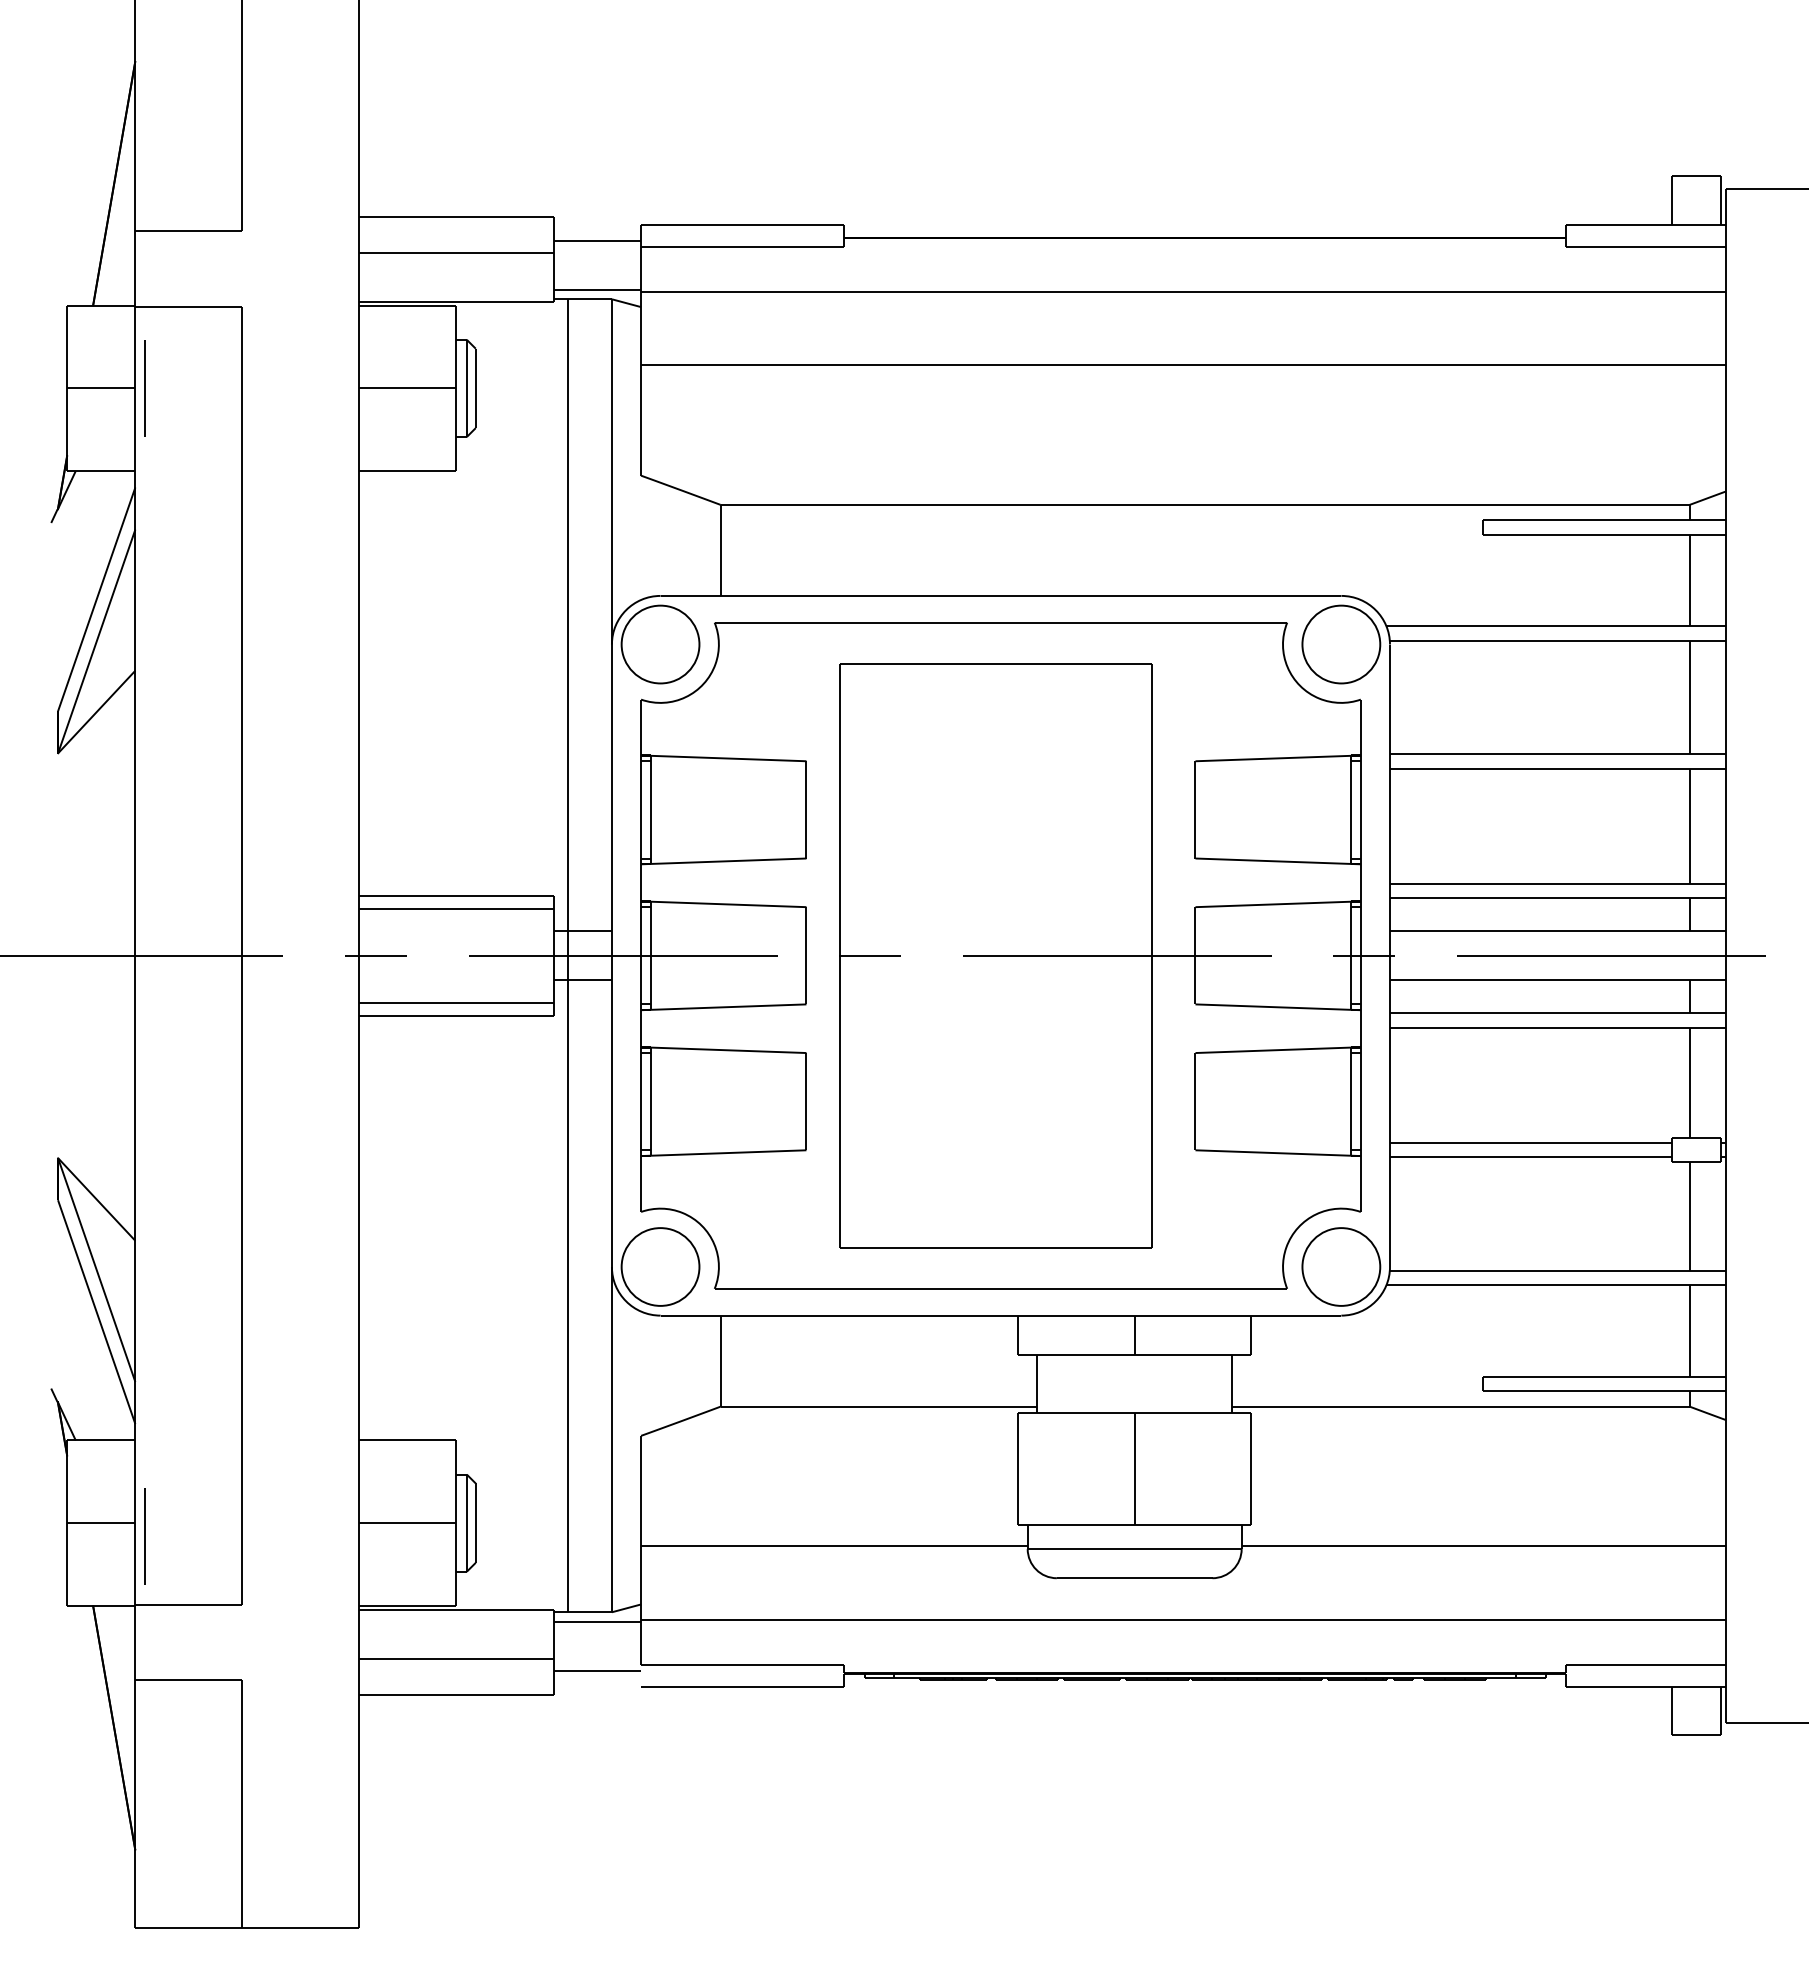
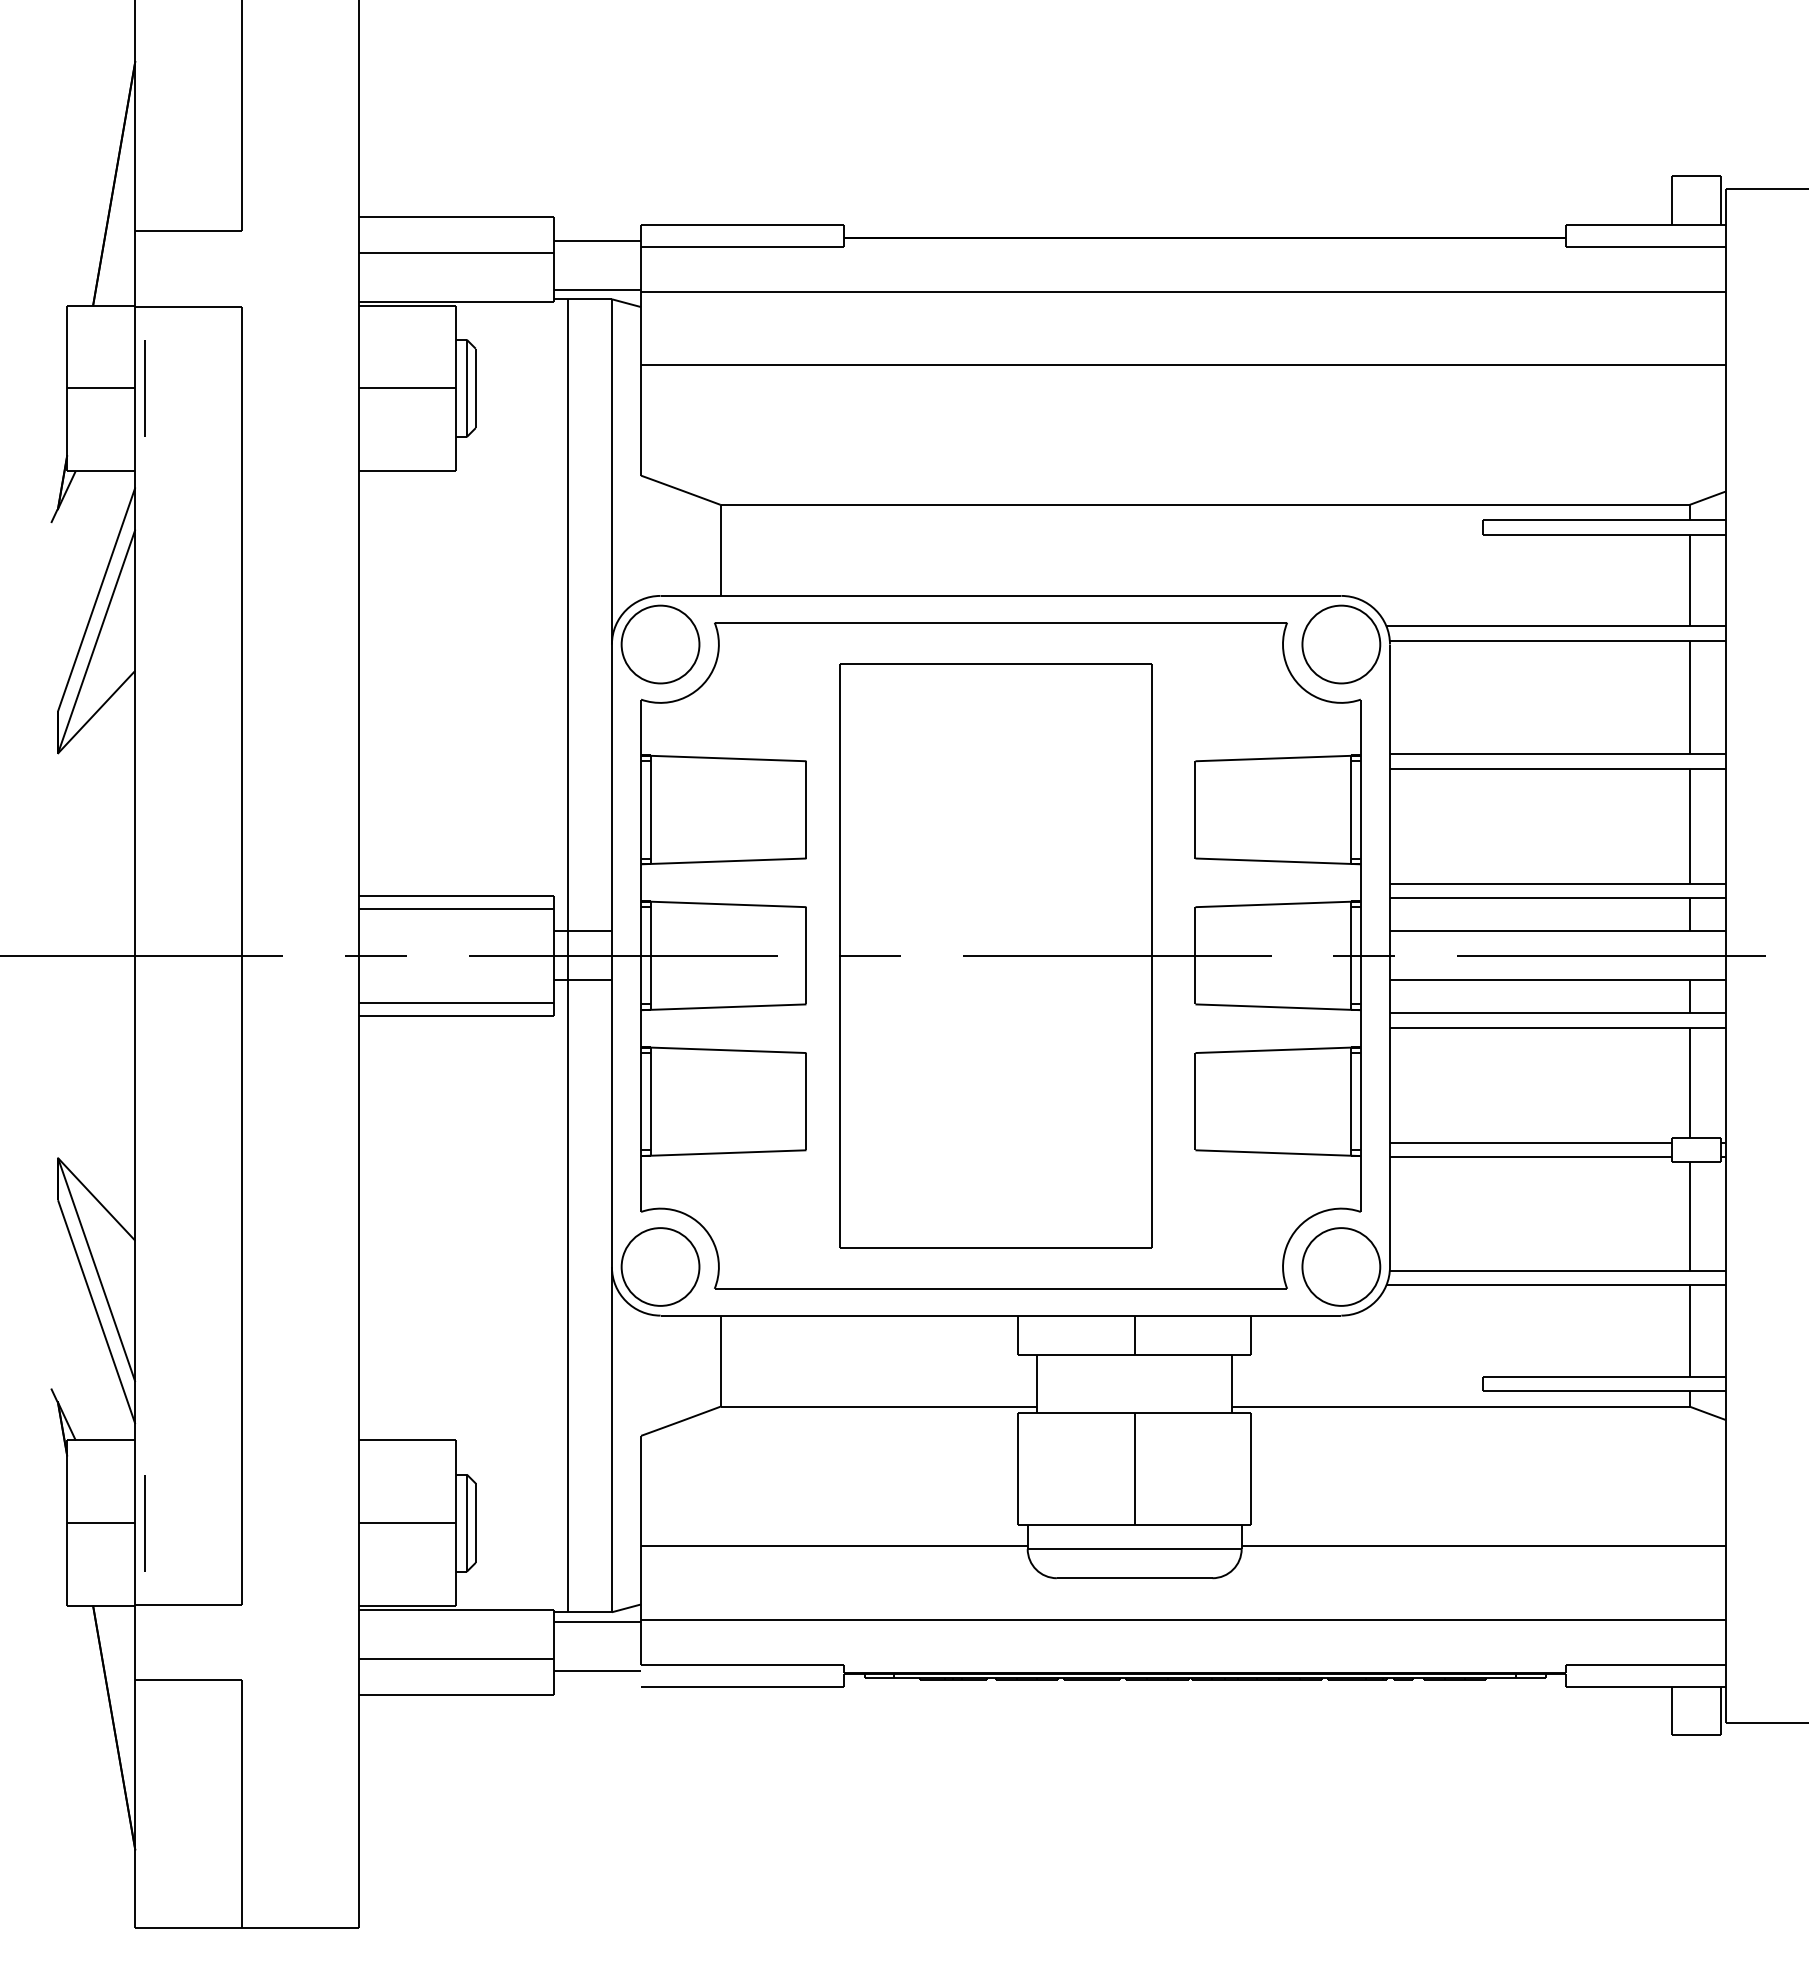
line position: (144, 1536) -> (144, 1523) (144, 1523)
